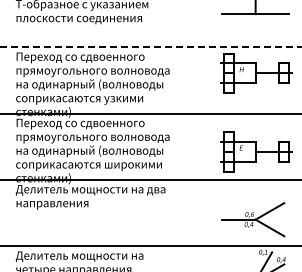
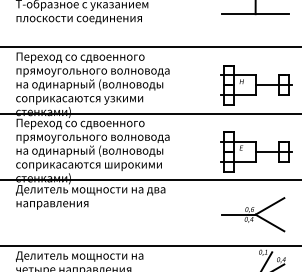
line: dashed -> solid (151, 47)
part position: (256, 73) -> (256, 85) (256, 85)
part position: (253, 219) -> (253, 214) (253, 214)
